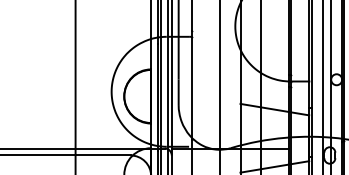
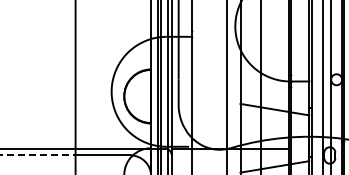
line position: (219, 86) -> (226, 86) (226, 86)
line: solid -> dashed (38, 155)
